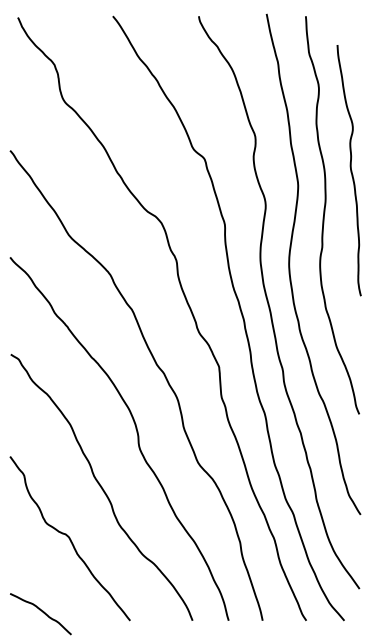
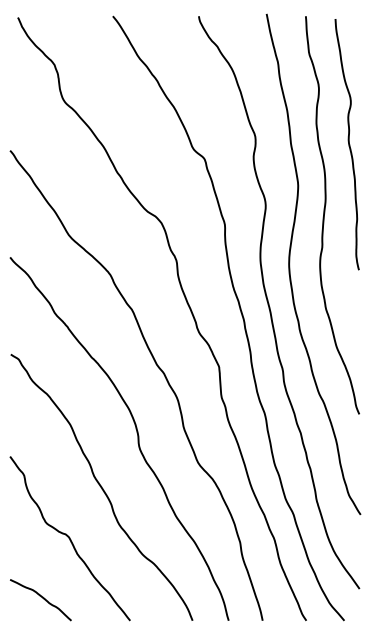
curve position: (350, 170) -> (348, 144) (348, 144)
curve position: (42, 612) -> (42, 598) (42, 598)
